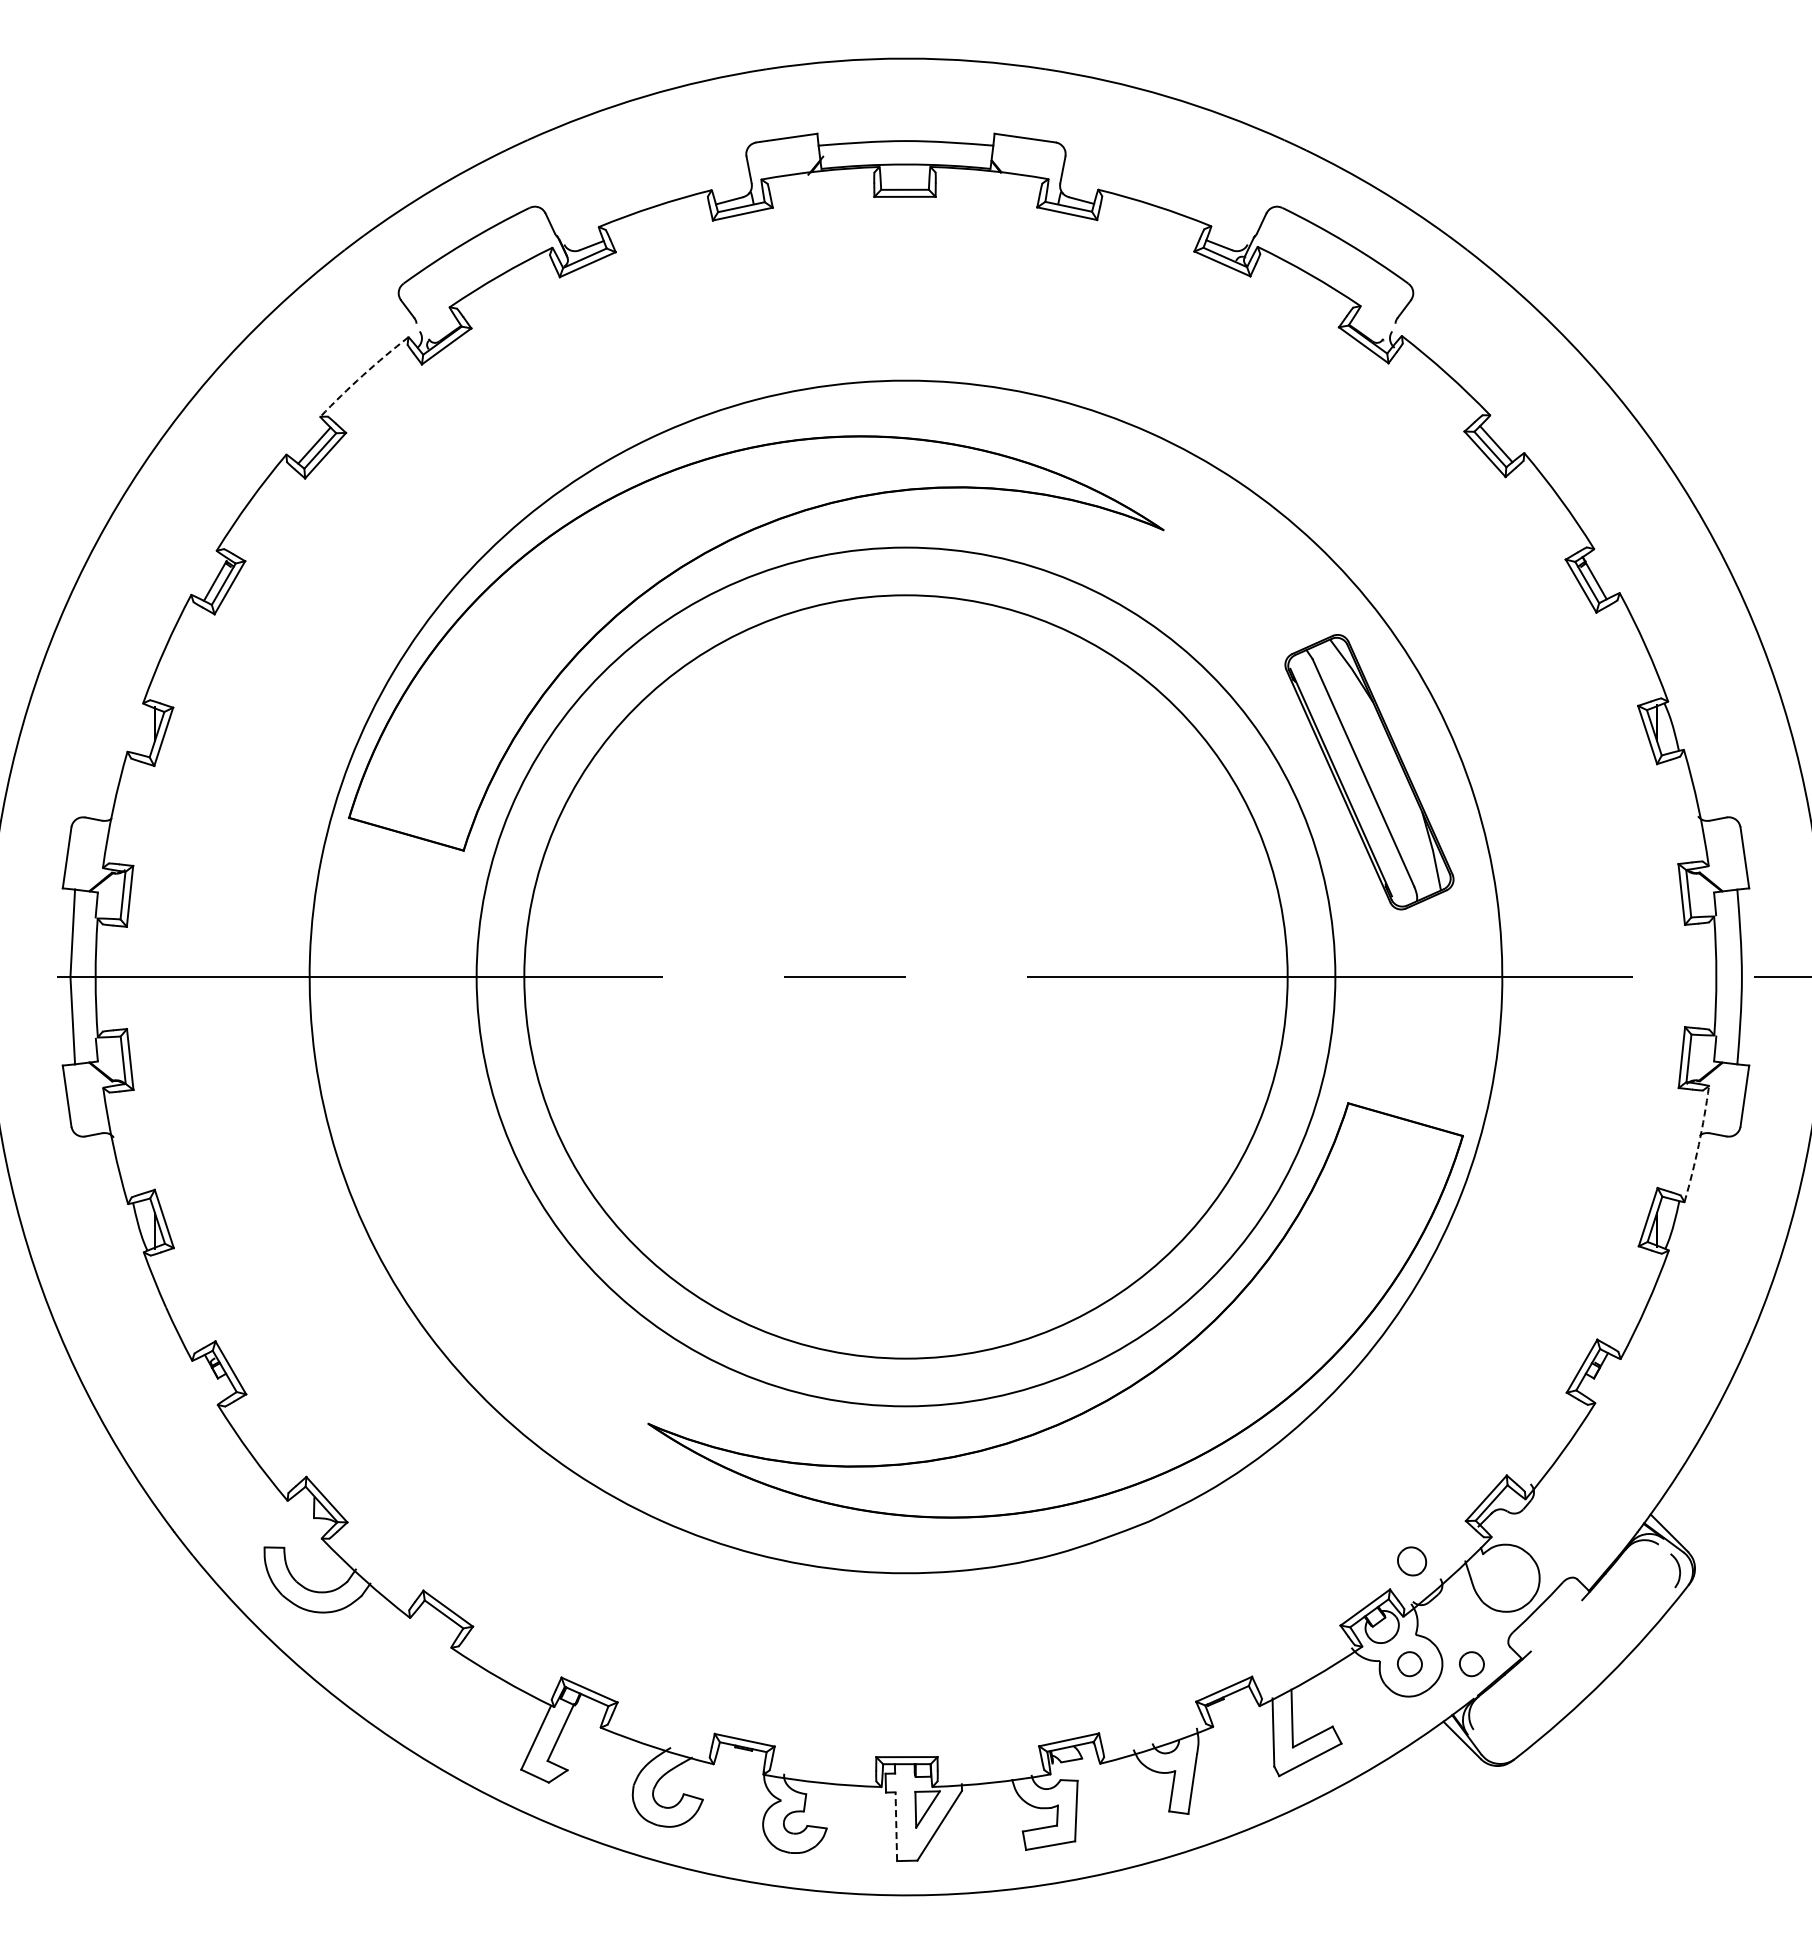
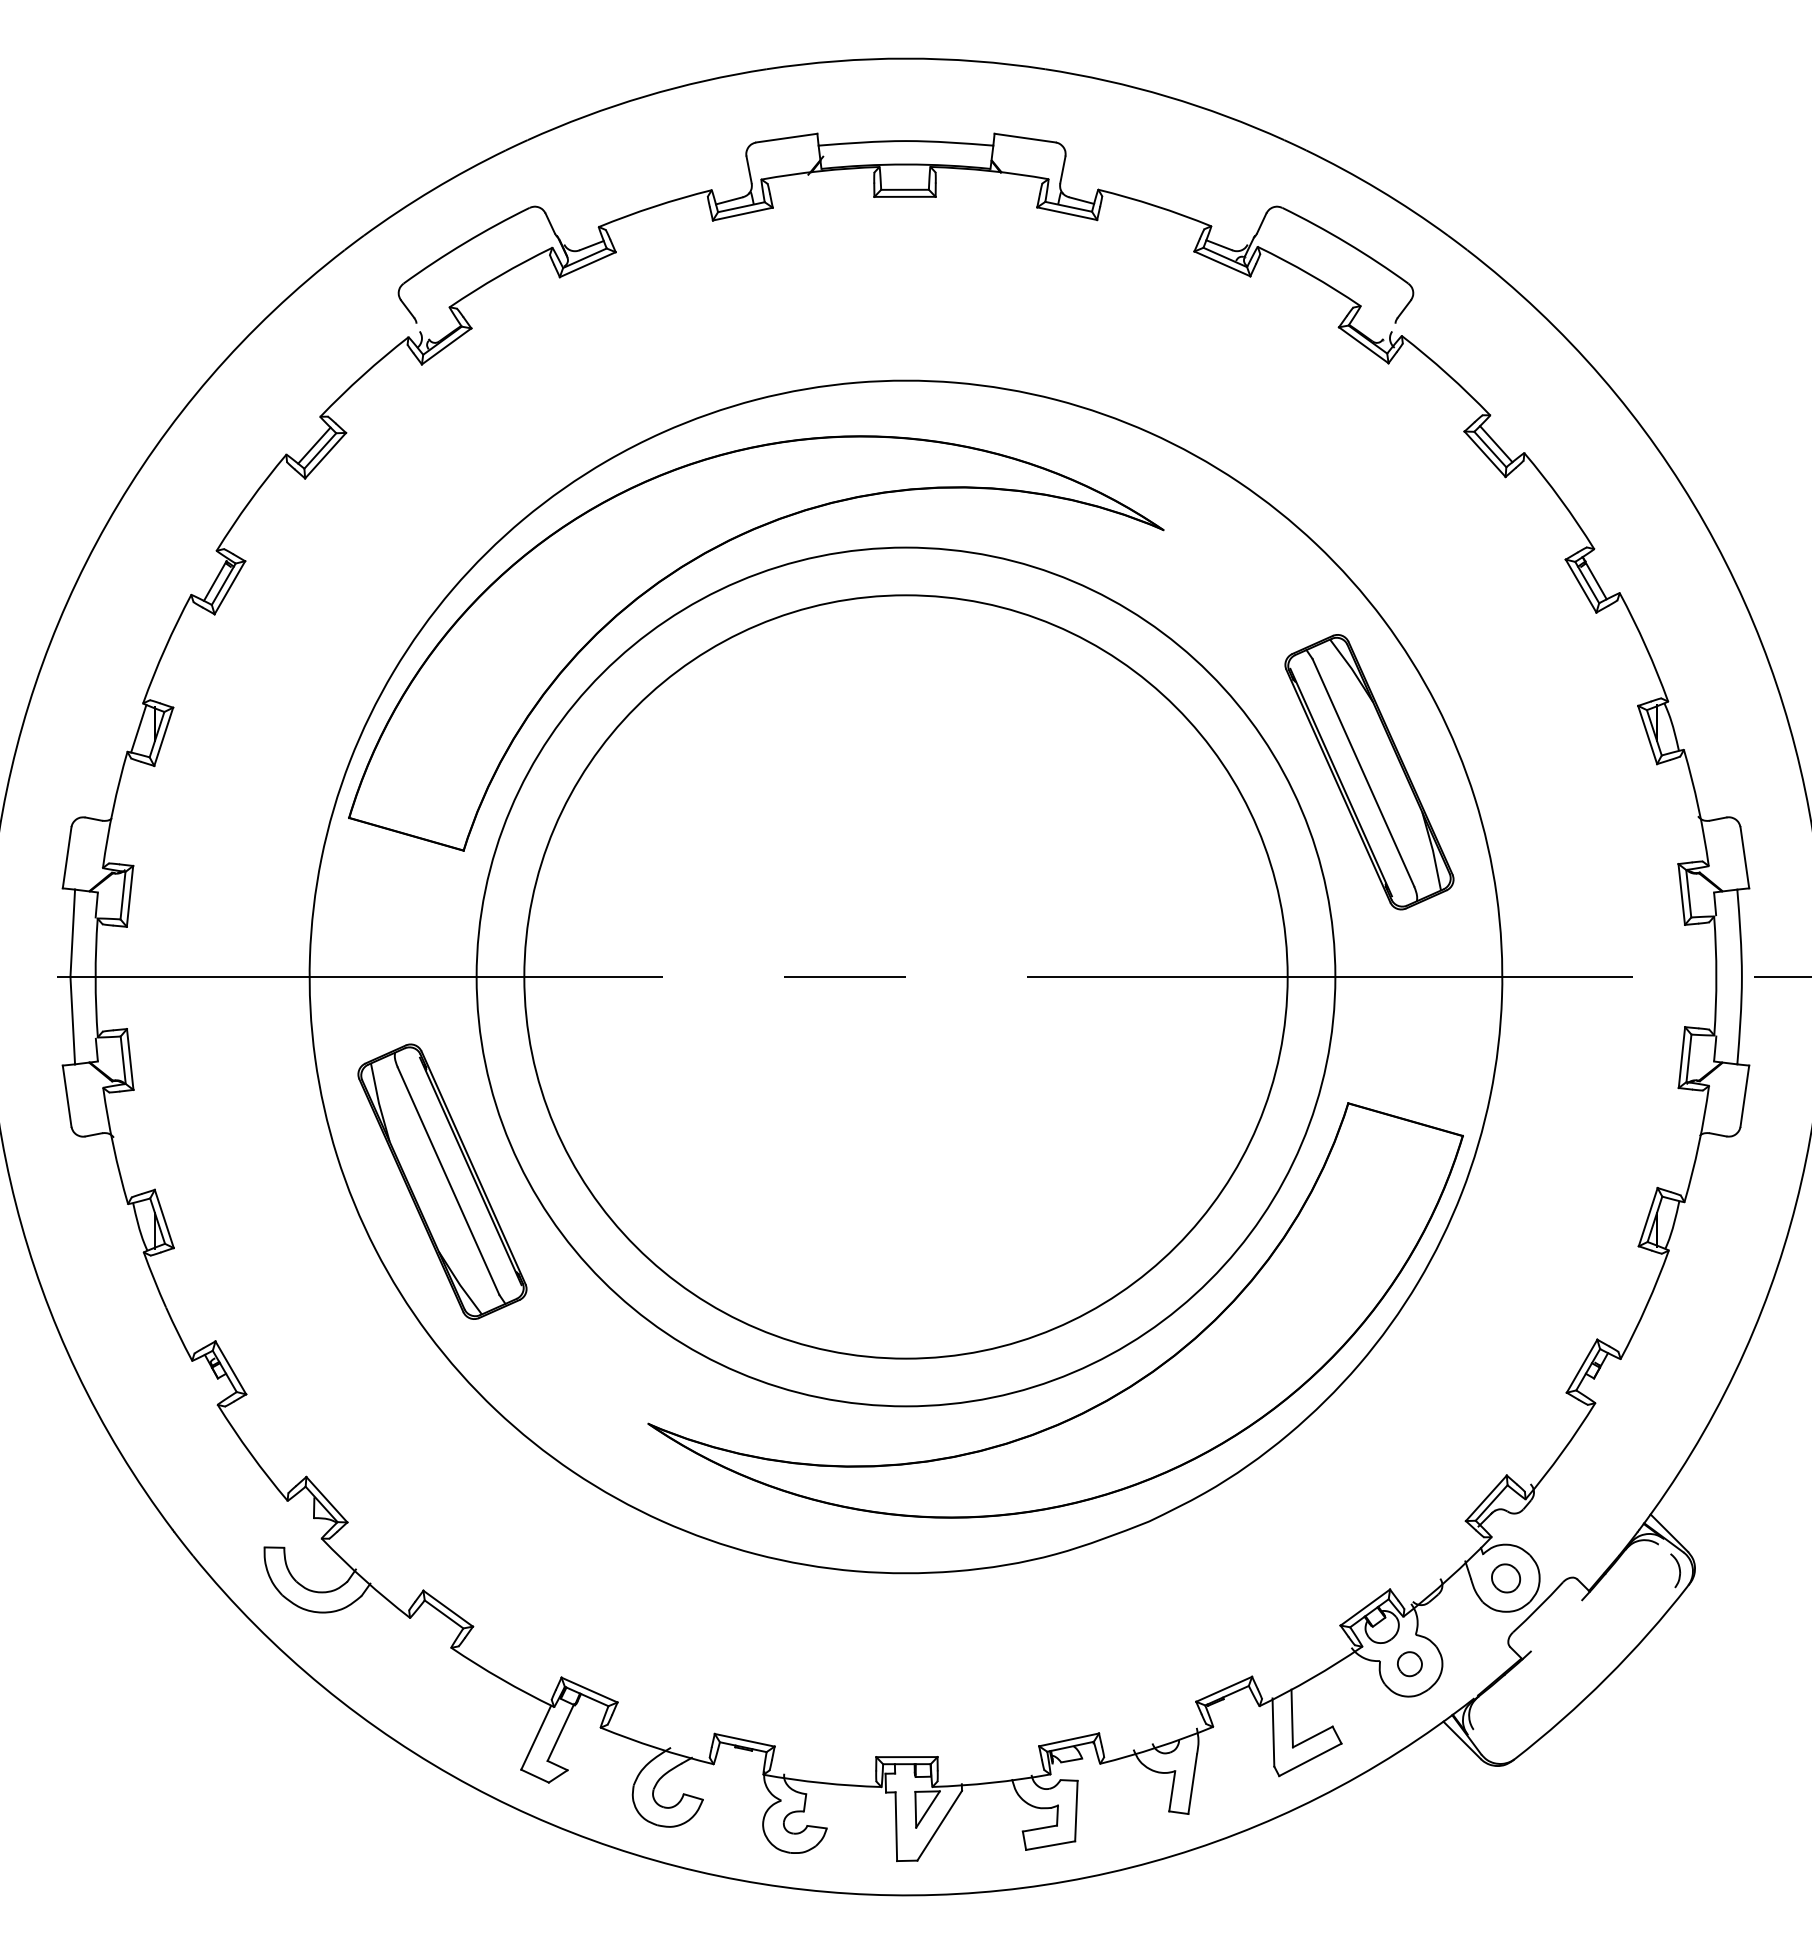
arc: dashed -> solid (363, 375)
line: none -> present (138, 728)
arc: dashed -> solid (1698, 1144)
part: none -> present (442, 1181)
part position: (1412, 1561) -> (1506, 1578) (1506, 1578)
part: present -> none (1471, 1664)
line: dashed -> solid (896, 1826)
